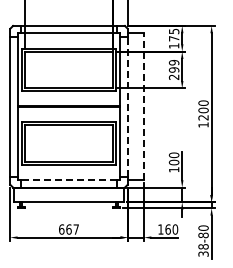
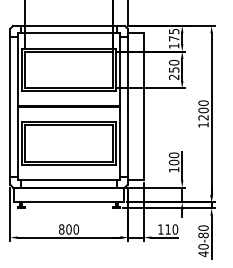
text: 299 -> 250 (173, 66)
line: dashed -> solid (127, 106)
line: dashed -> solid (144, 106)
line: dashed -> solid (69, 180)
text: 667 -> 800 (69, 229)
text: 160 -> 110 (167, 229)
text: 38-80 -> 40-80 (203, 250)
